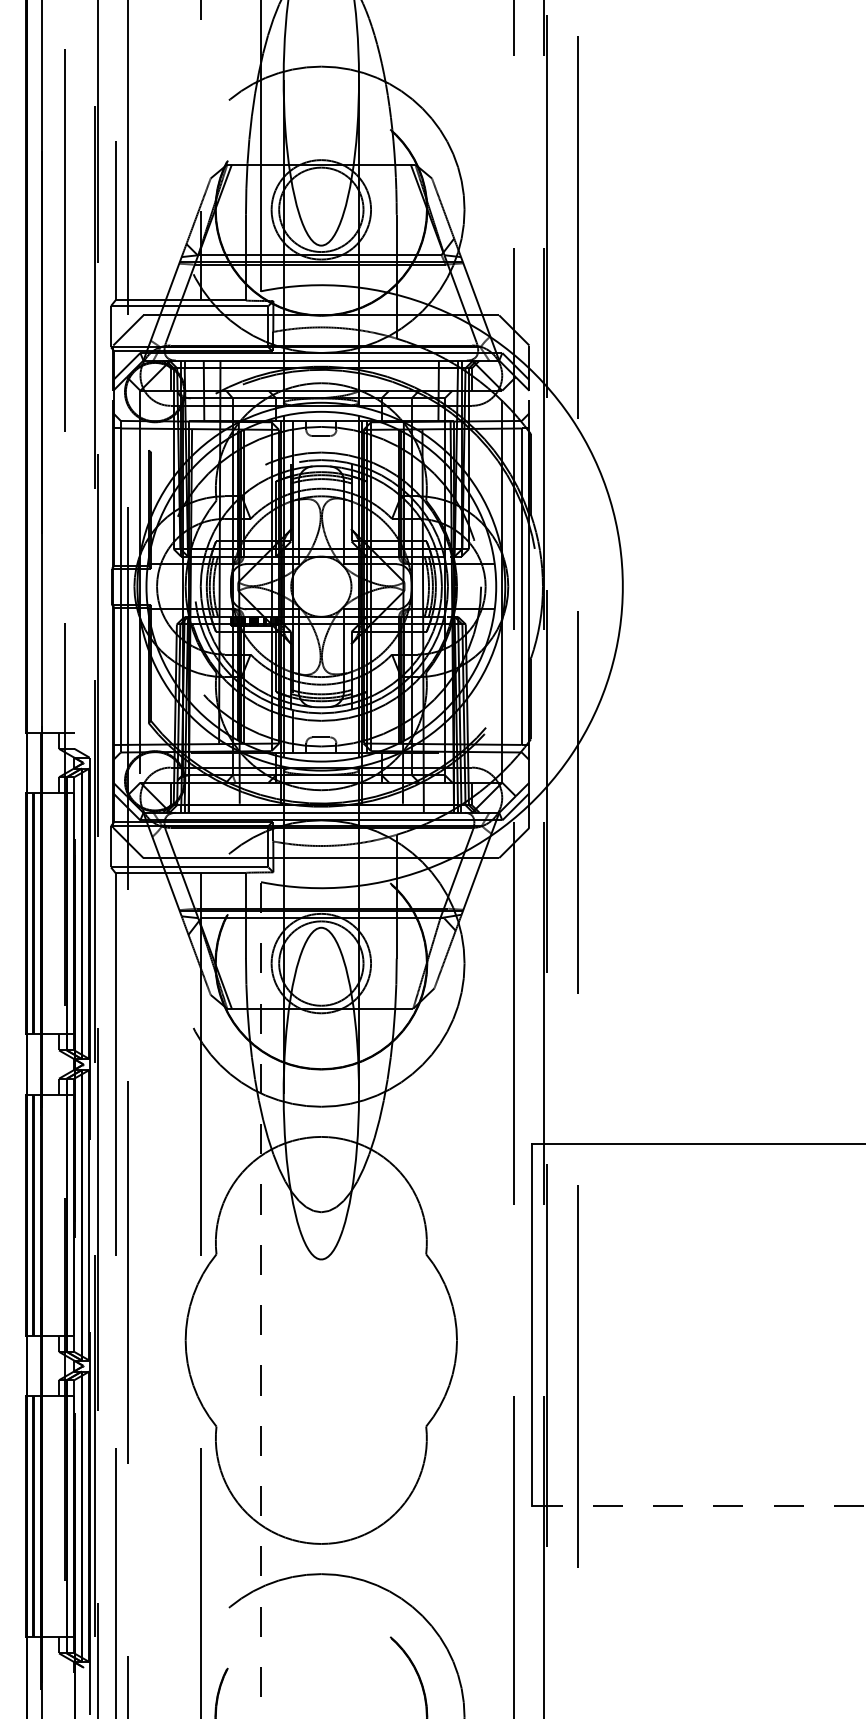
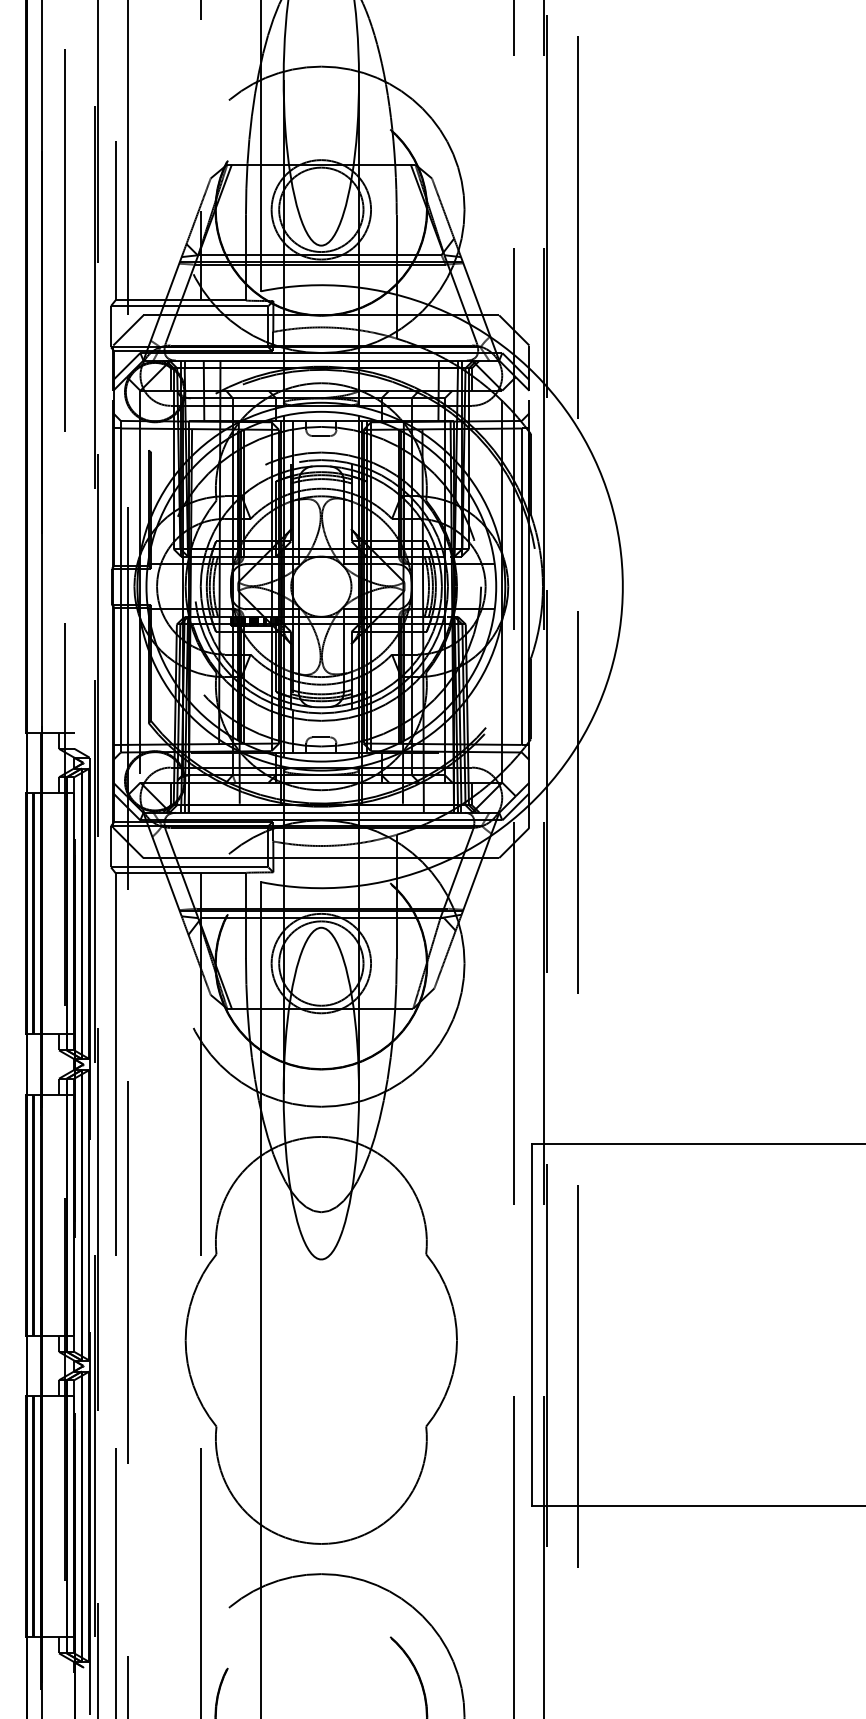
line: dashed -> solid (261, 1300)
line: dashed -> solid (699, 1506)
